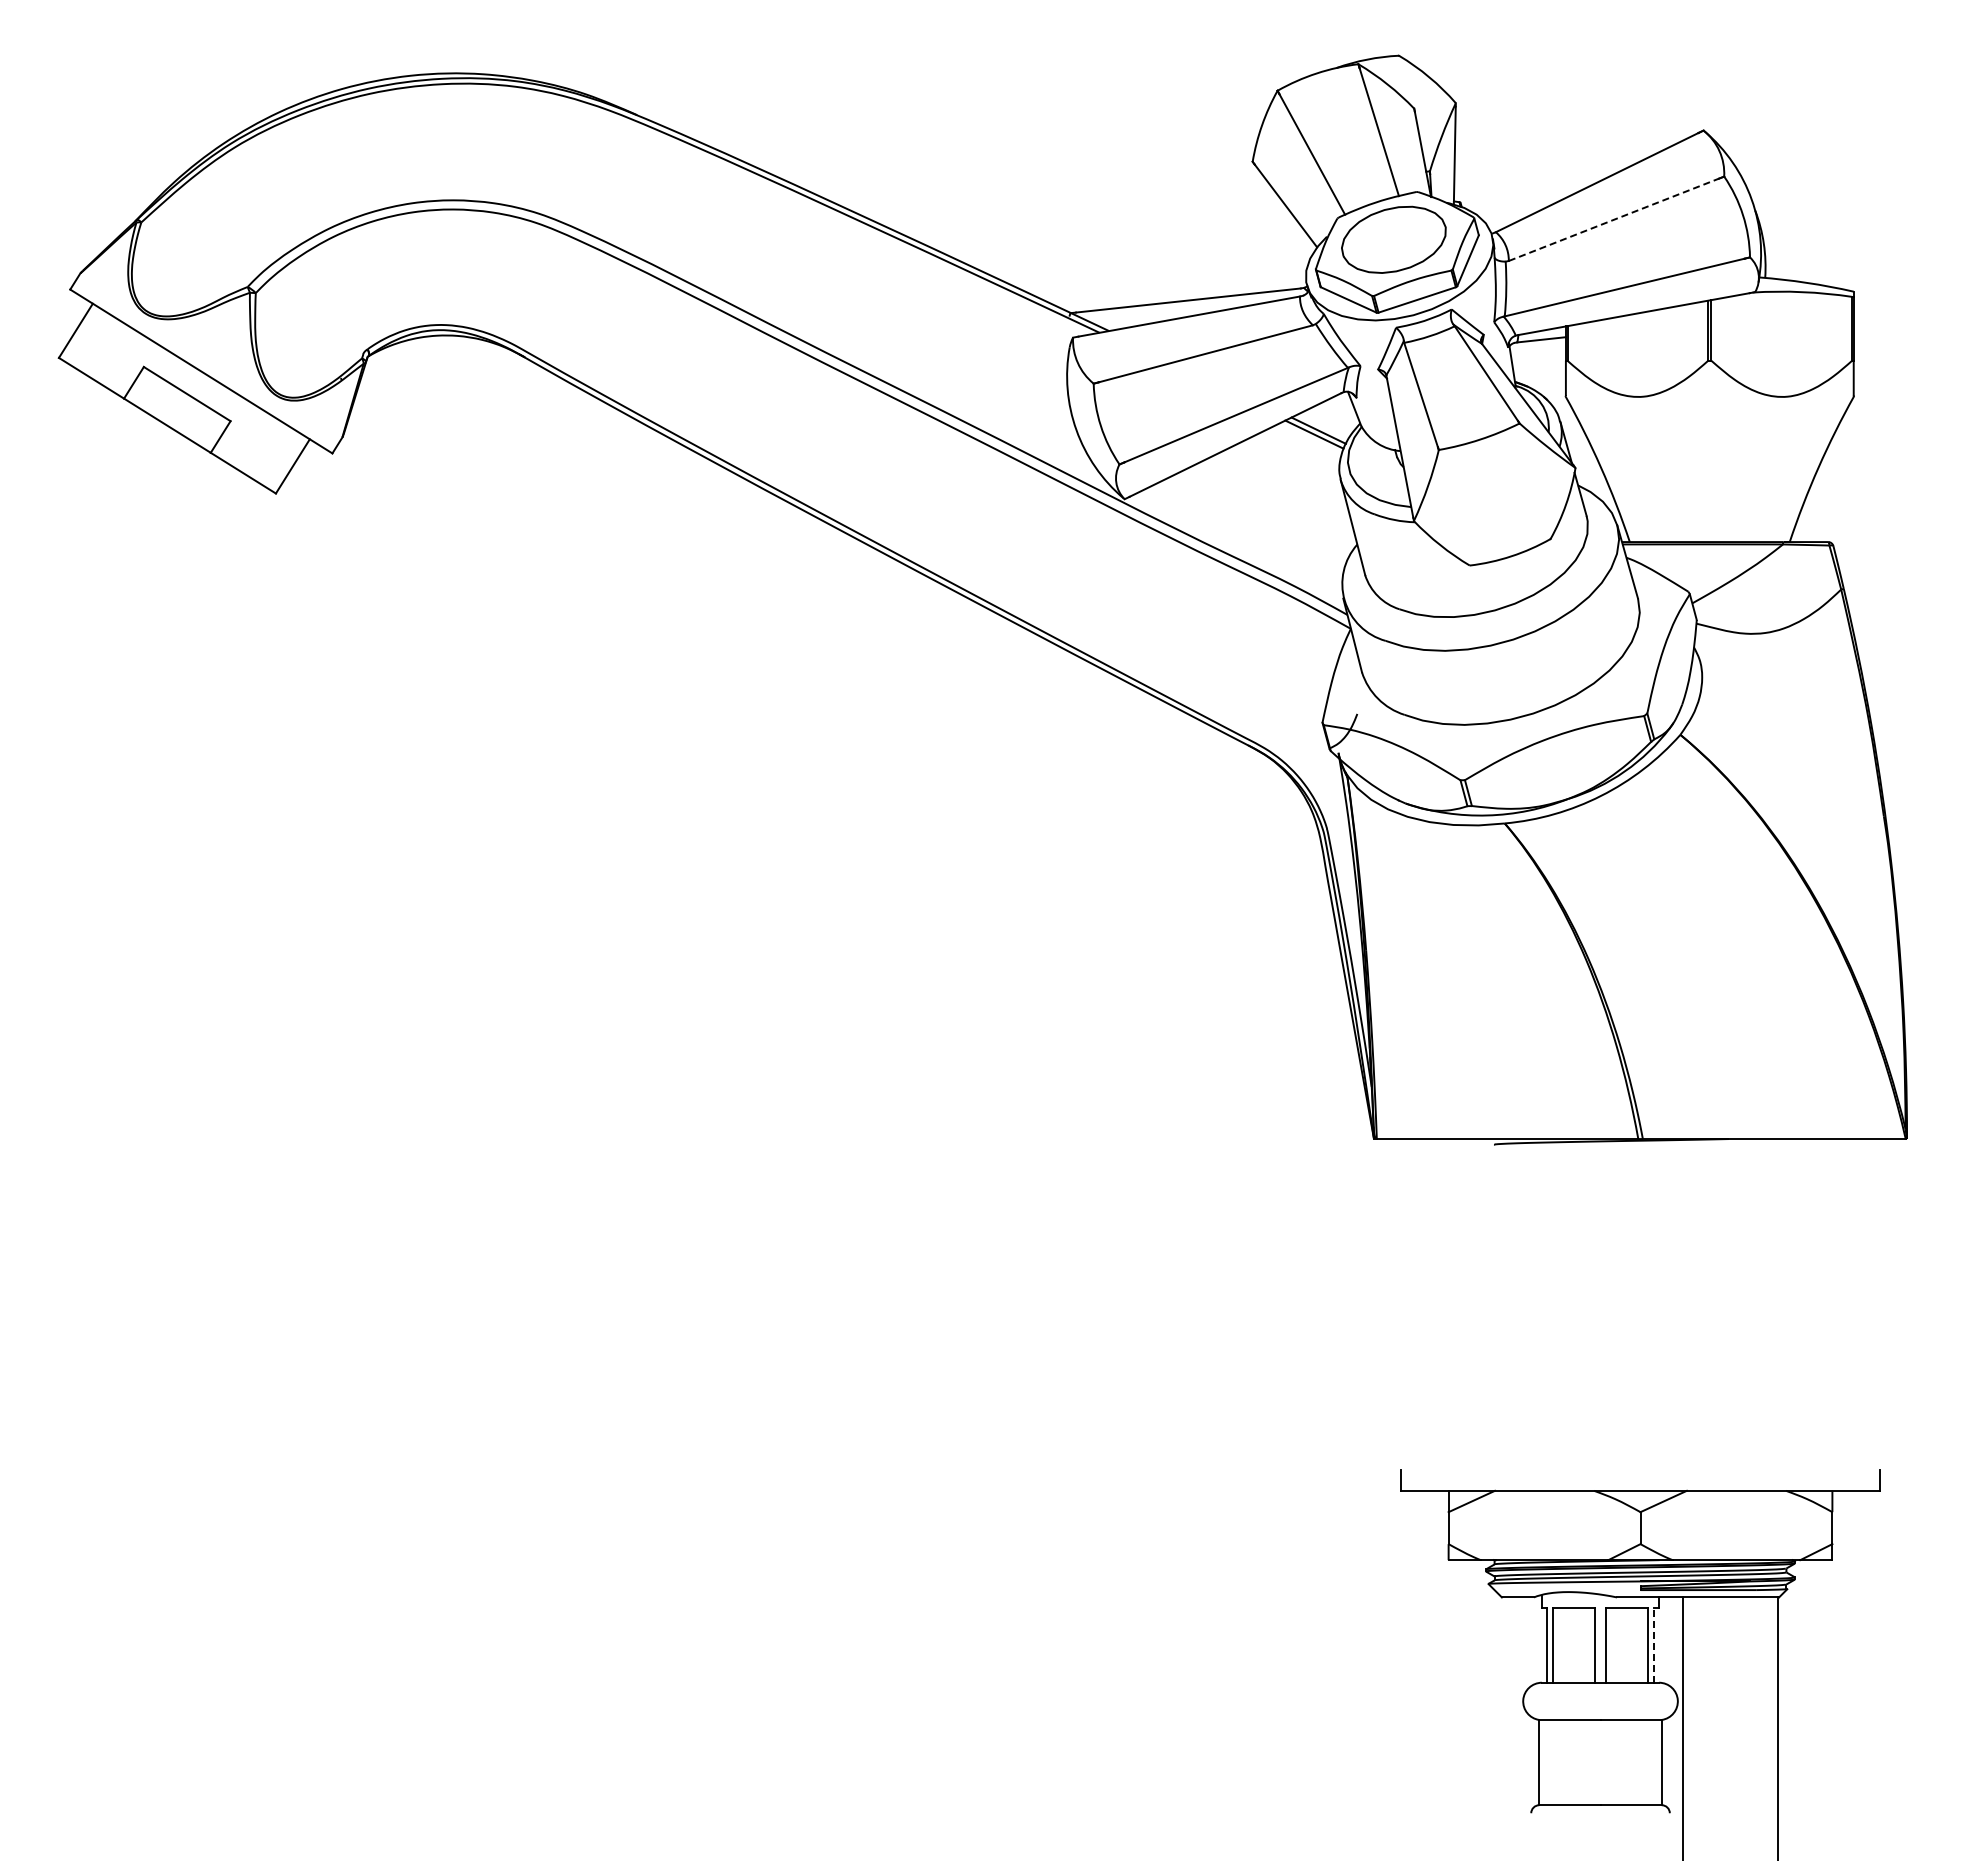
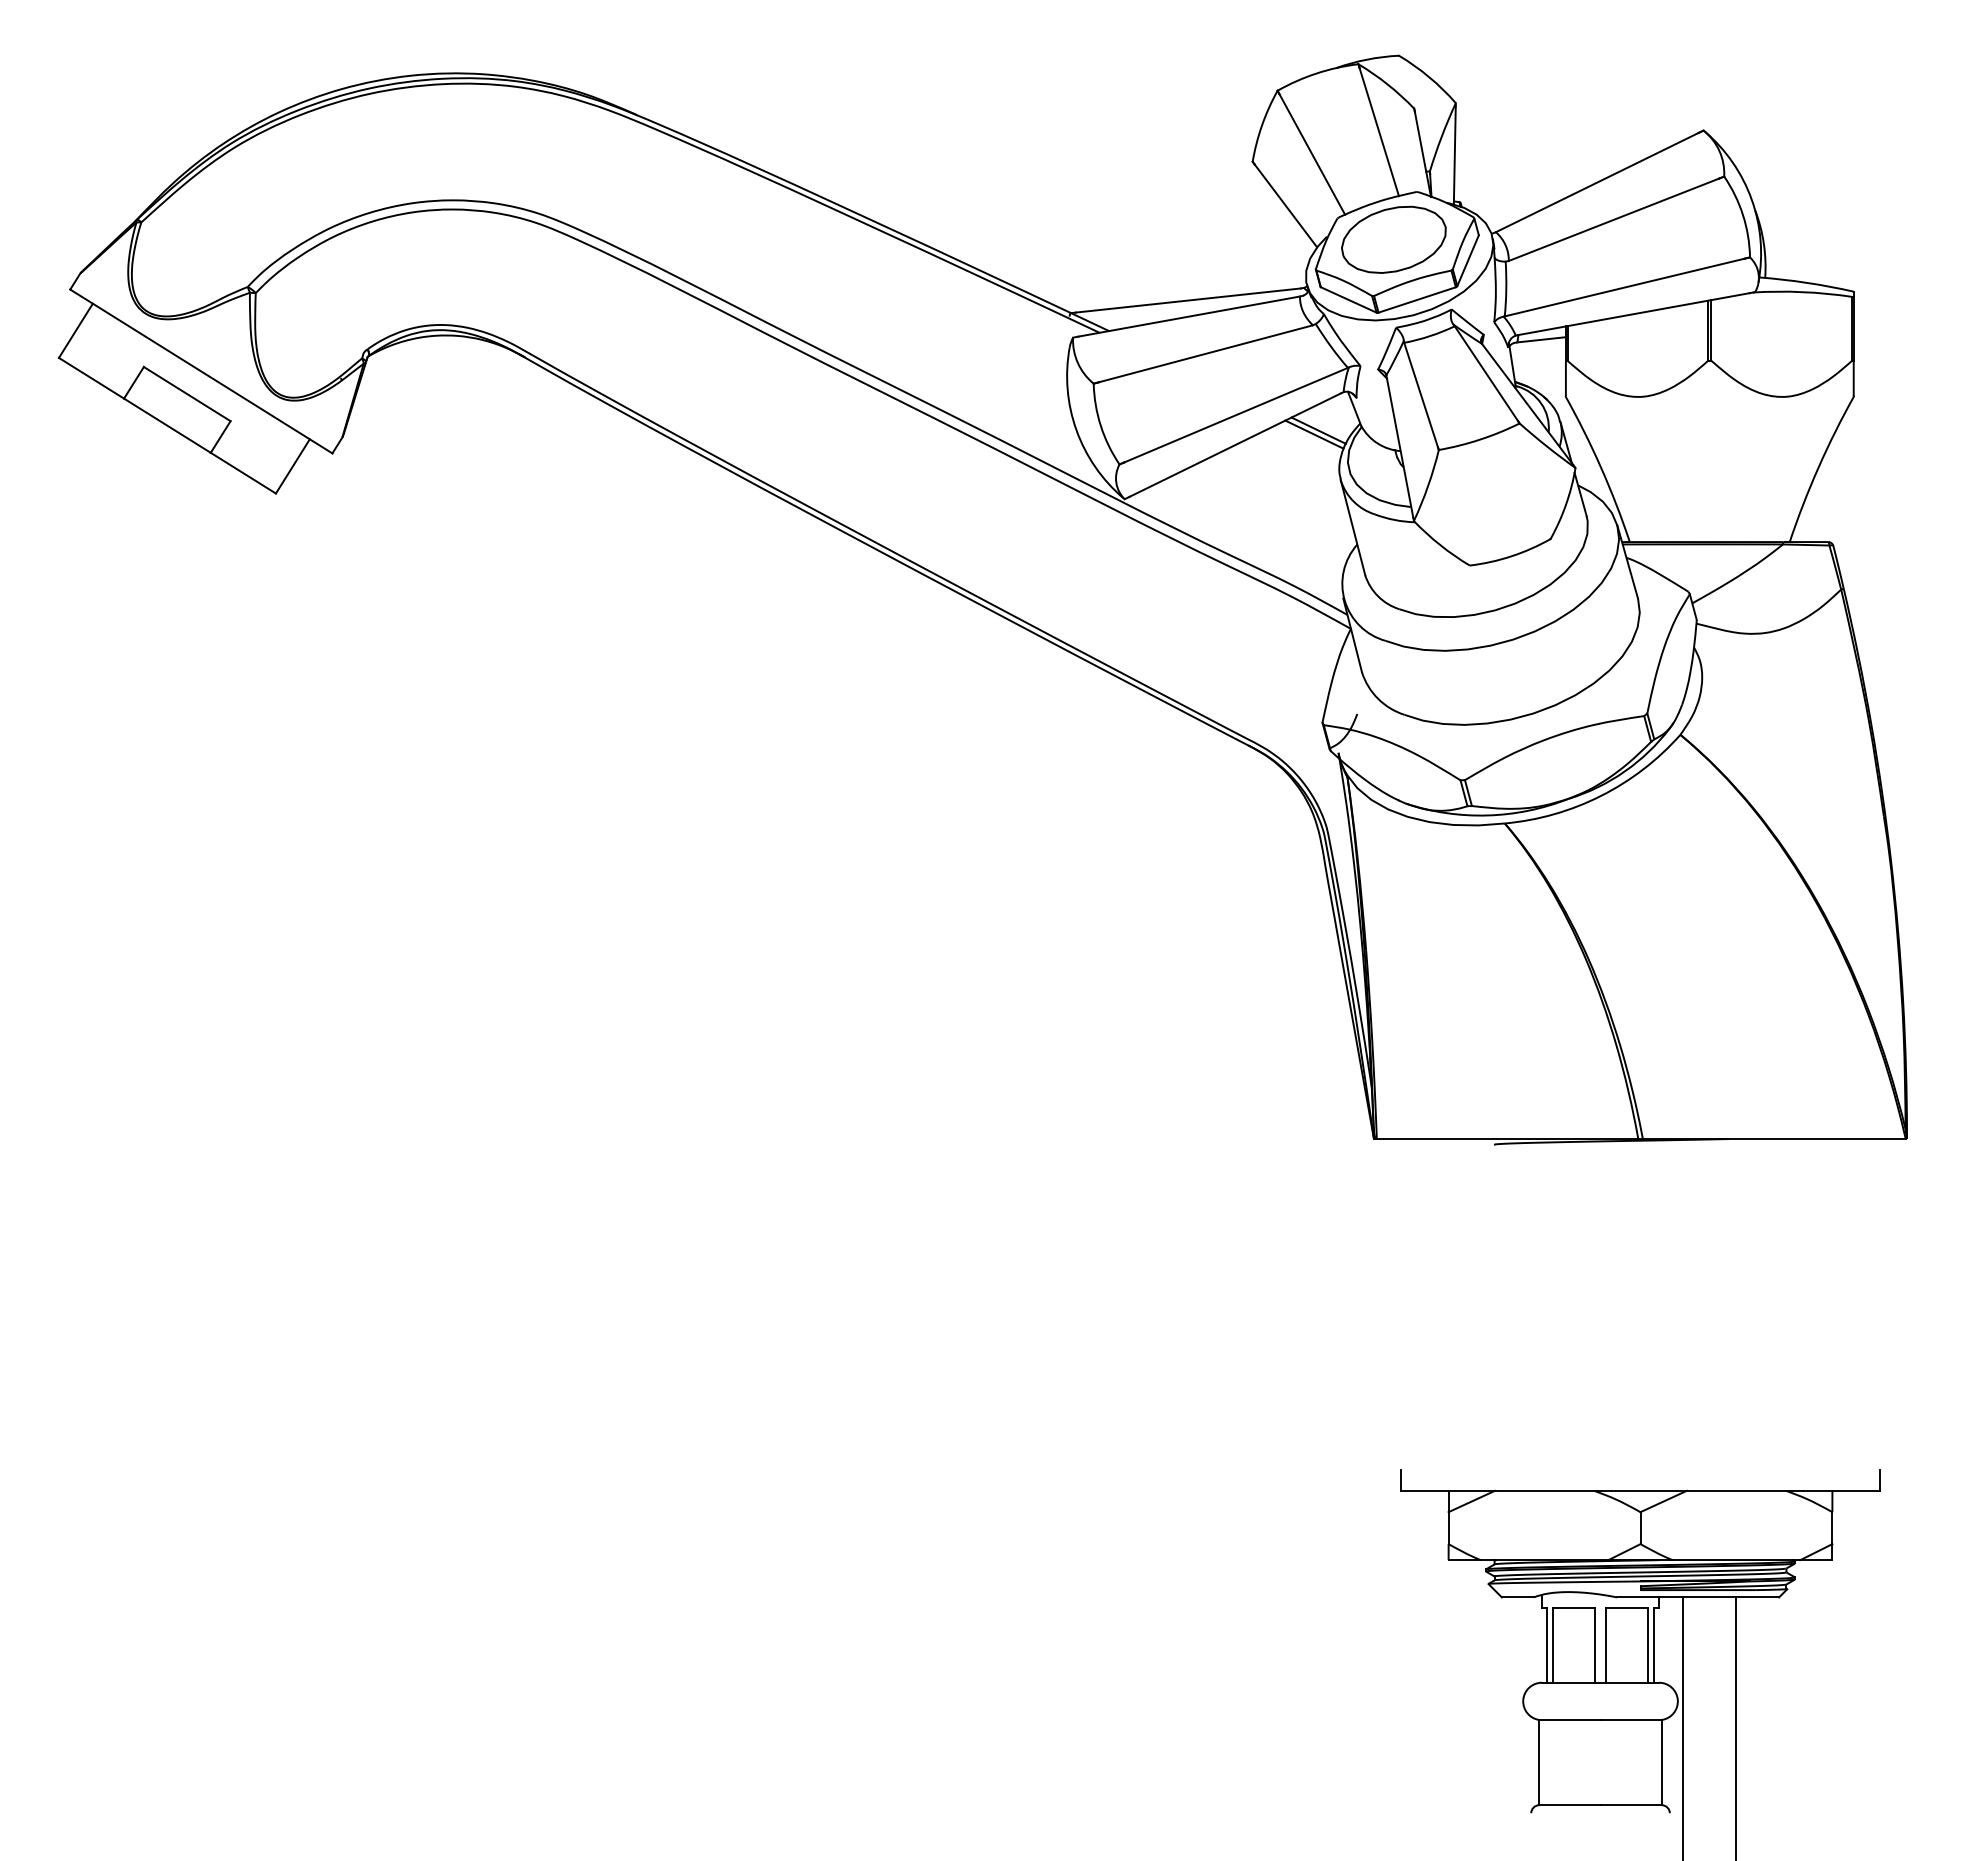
line: dashed -> solid (1613, 219)
line: dashed -> solid (1653, 1644)
line position: (1778, 1727) -> (1736, 1727) (1736, 1727)
